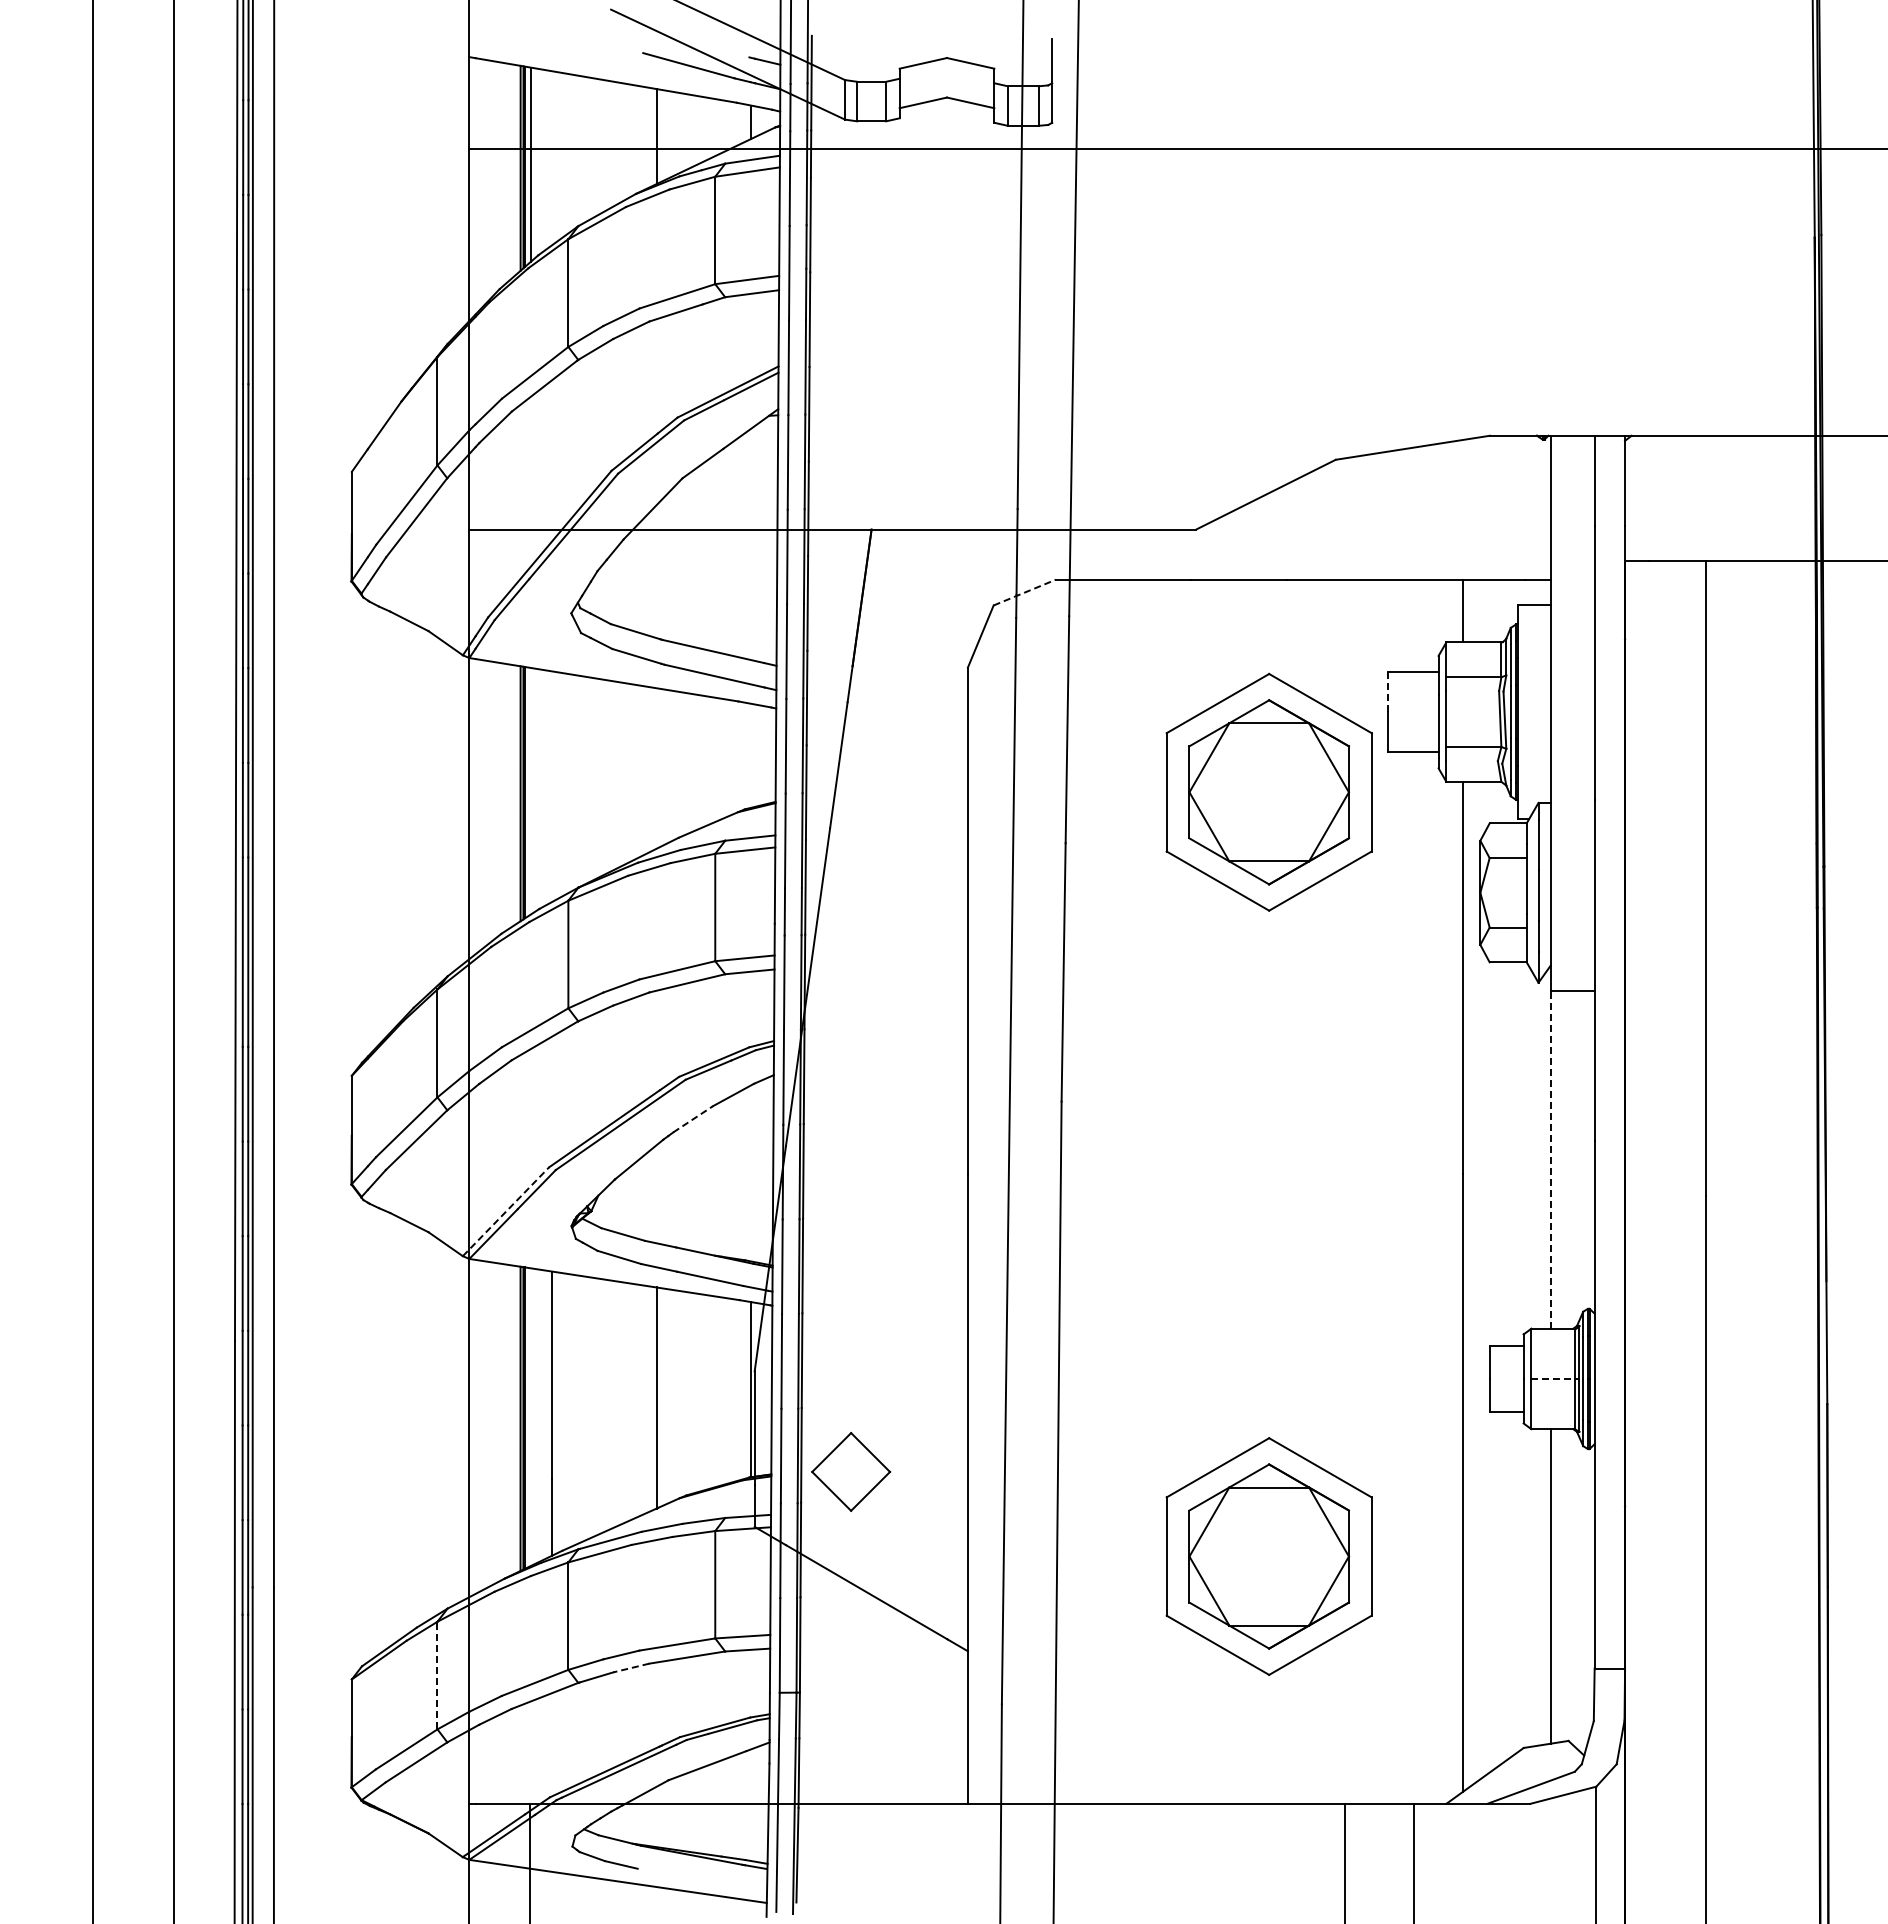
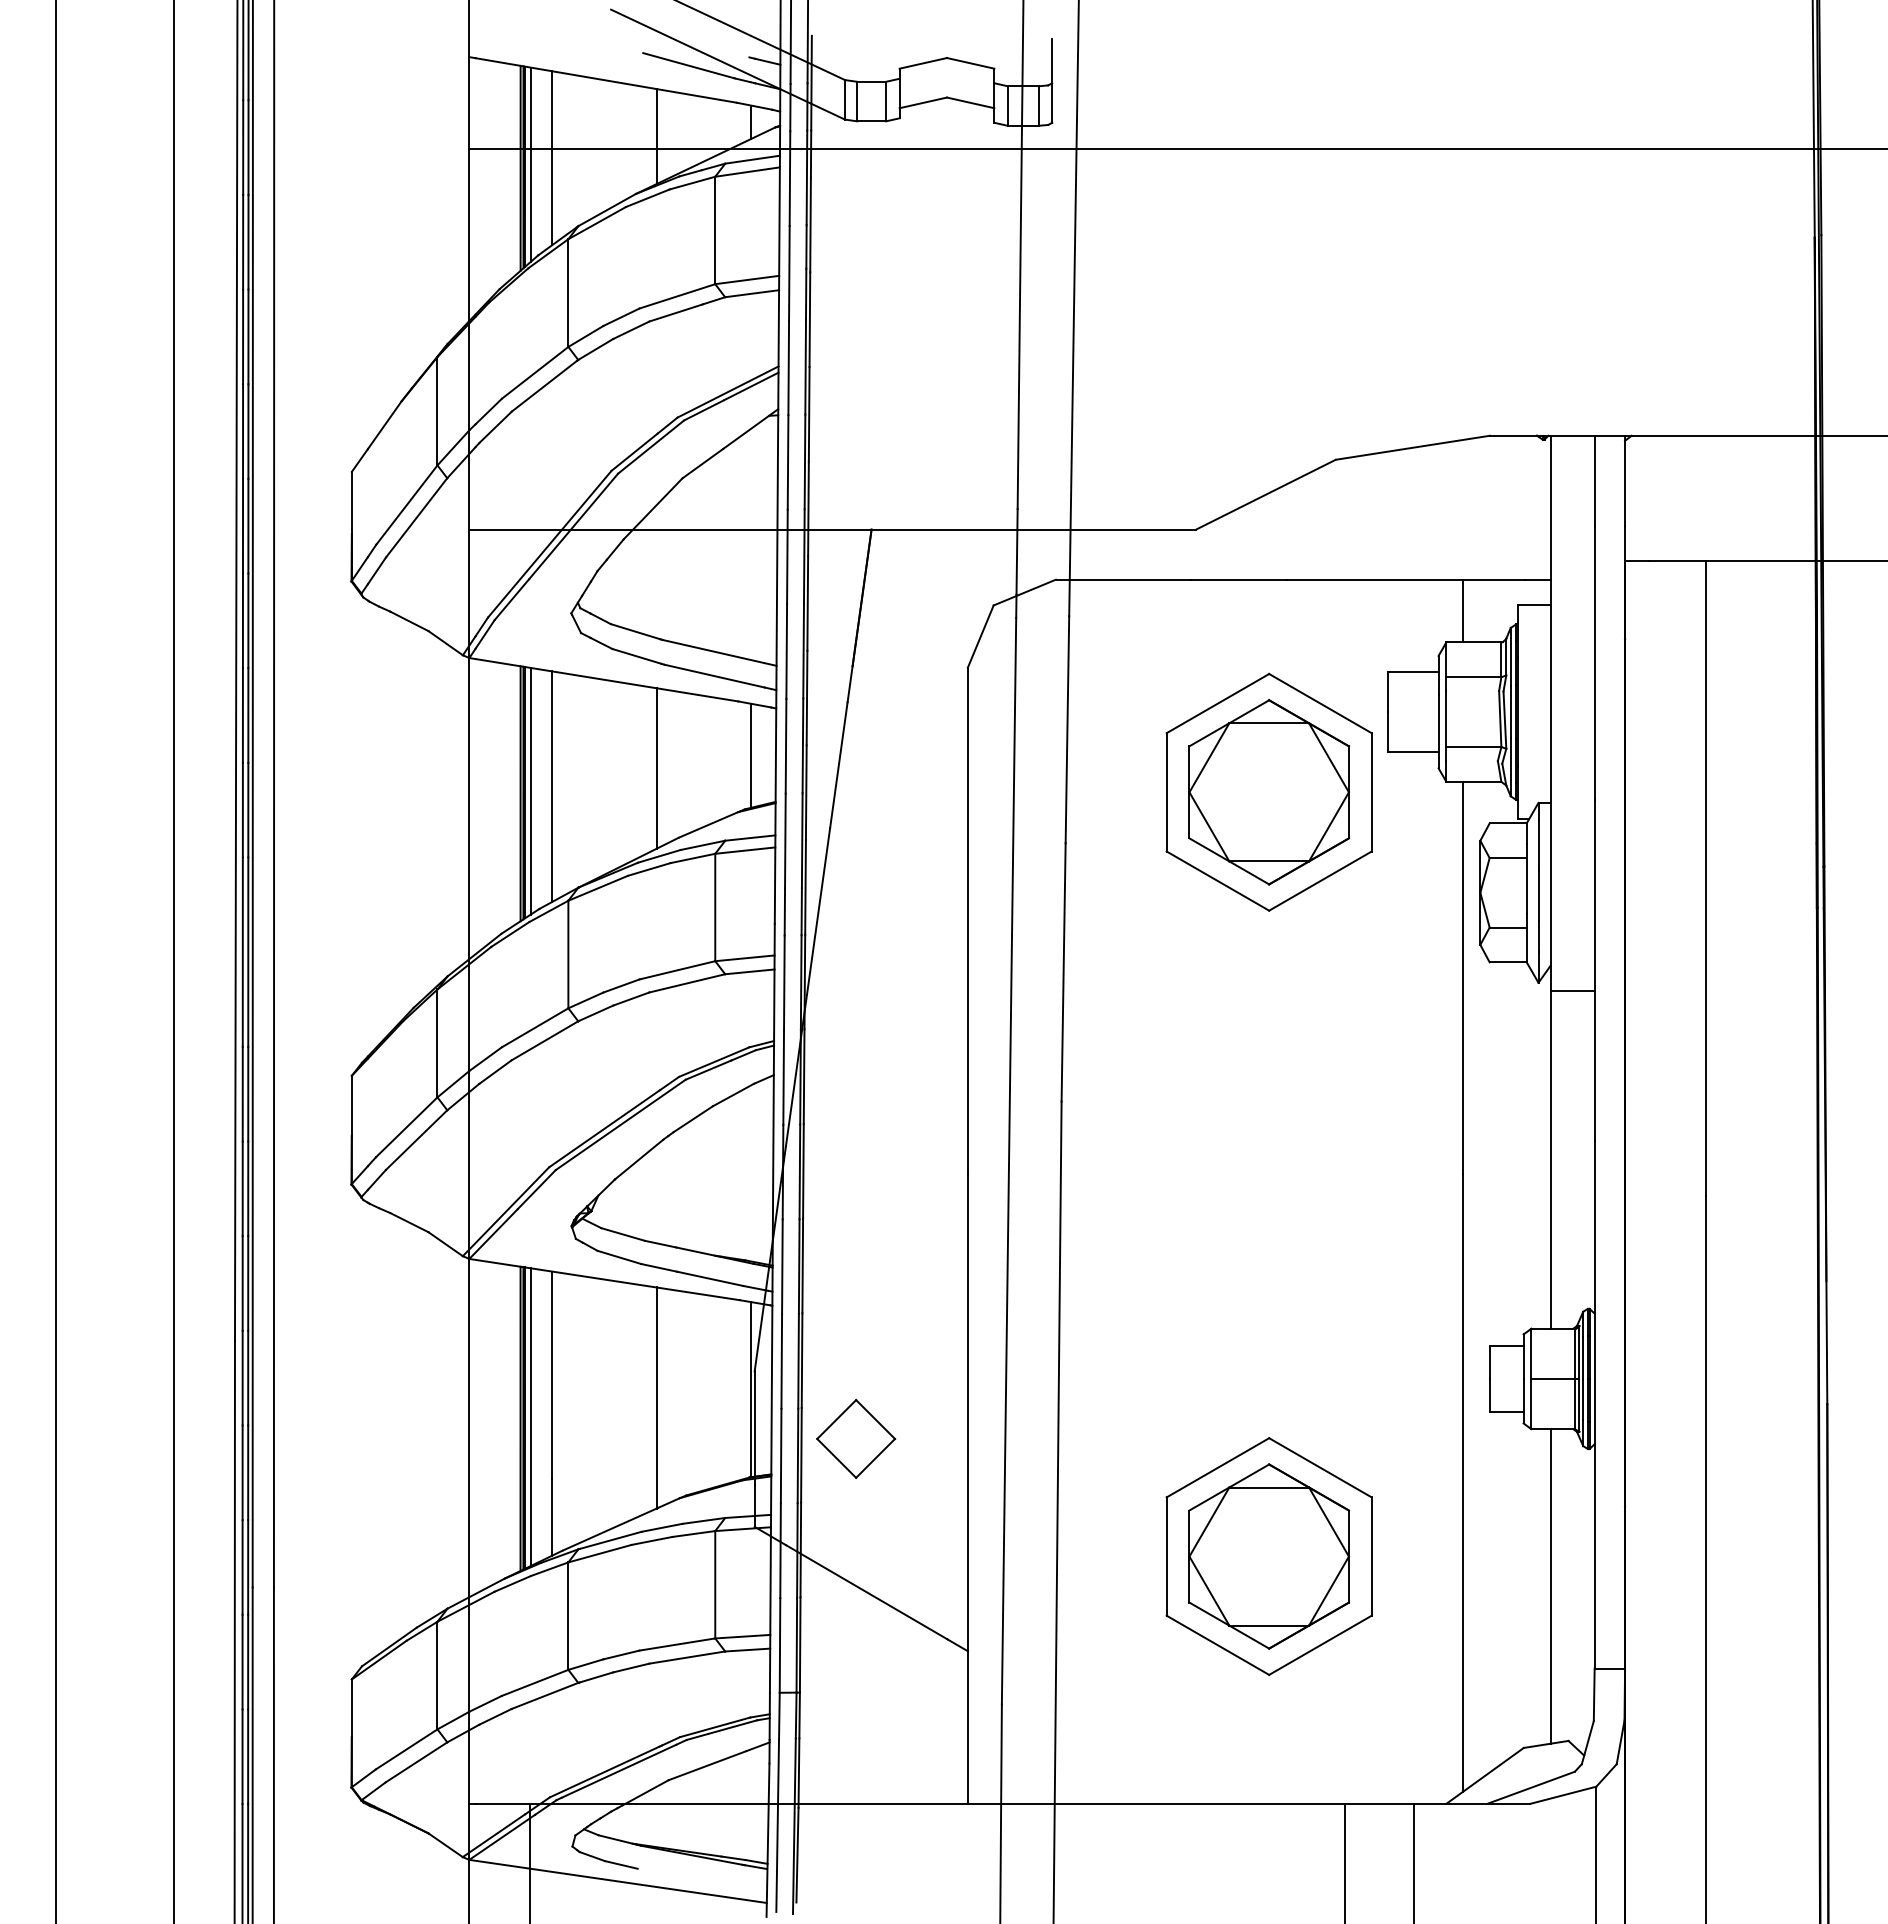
line: none -> present (552, 158)
line: dashed -> solid (1024, 592)
line: dashed -> solid (1388, 691)
line: none -> present (751, 755)
line: none -> present (656, 768)
line: none -> present (552, 786)
line: none -> present (530, 790)
line position: (93, 961) -> (56, 961) (56, 961)
line: dashed -> solid (693, 1119)
line: dashed -> solid (1550, 1159)
line: dashed -> solid (506, 1211)
line: dashed -> solid (1553, 1378)
line: none -> present (530, 1416)
part position: (851, 1471) -> (856, 1438) (856, 1438)
line: dashed -> solid (631, 1668)
line: dashed -> solid (437, 1675)
